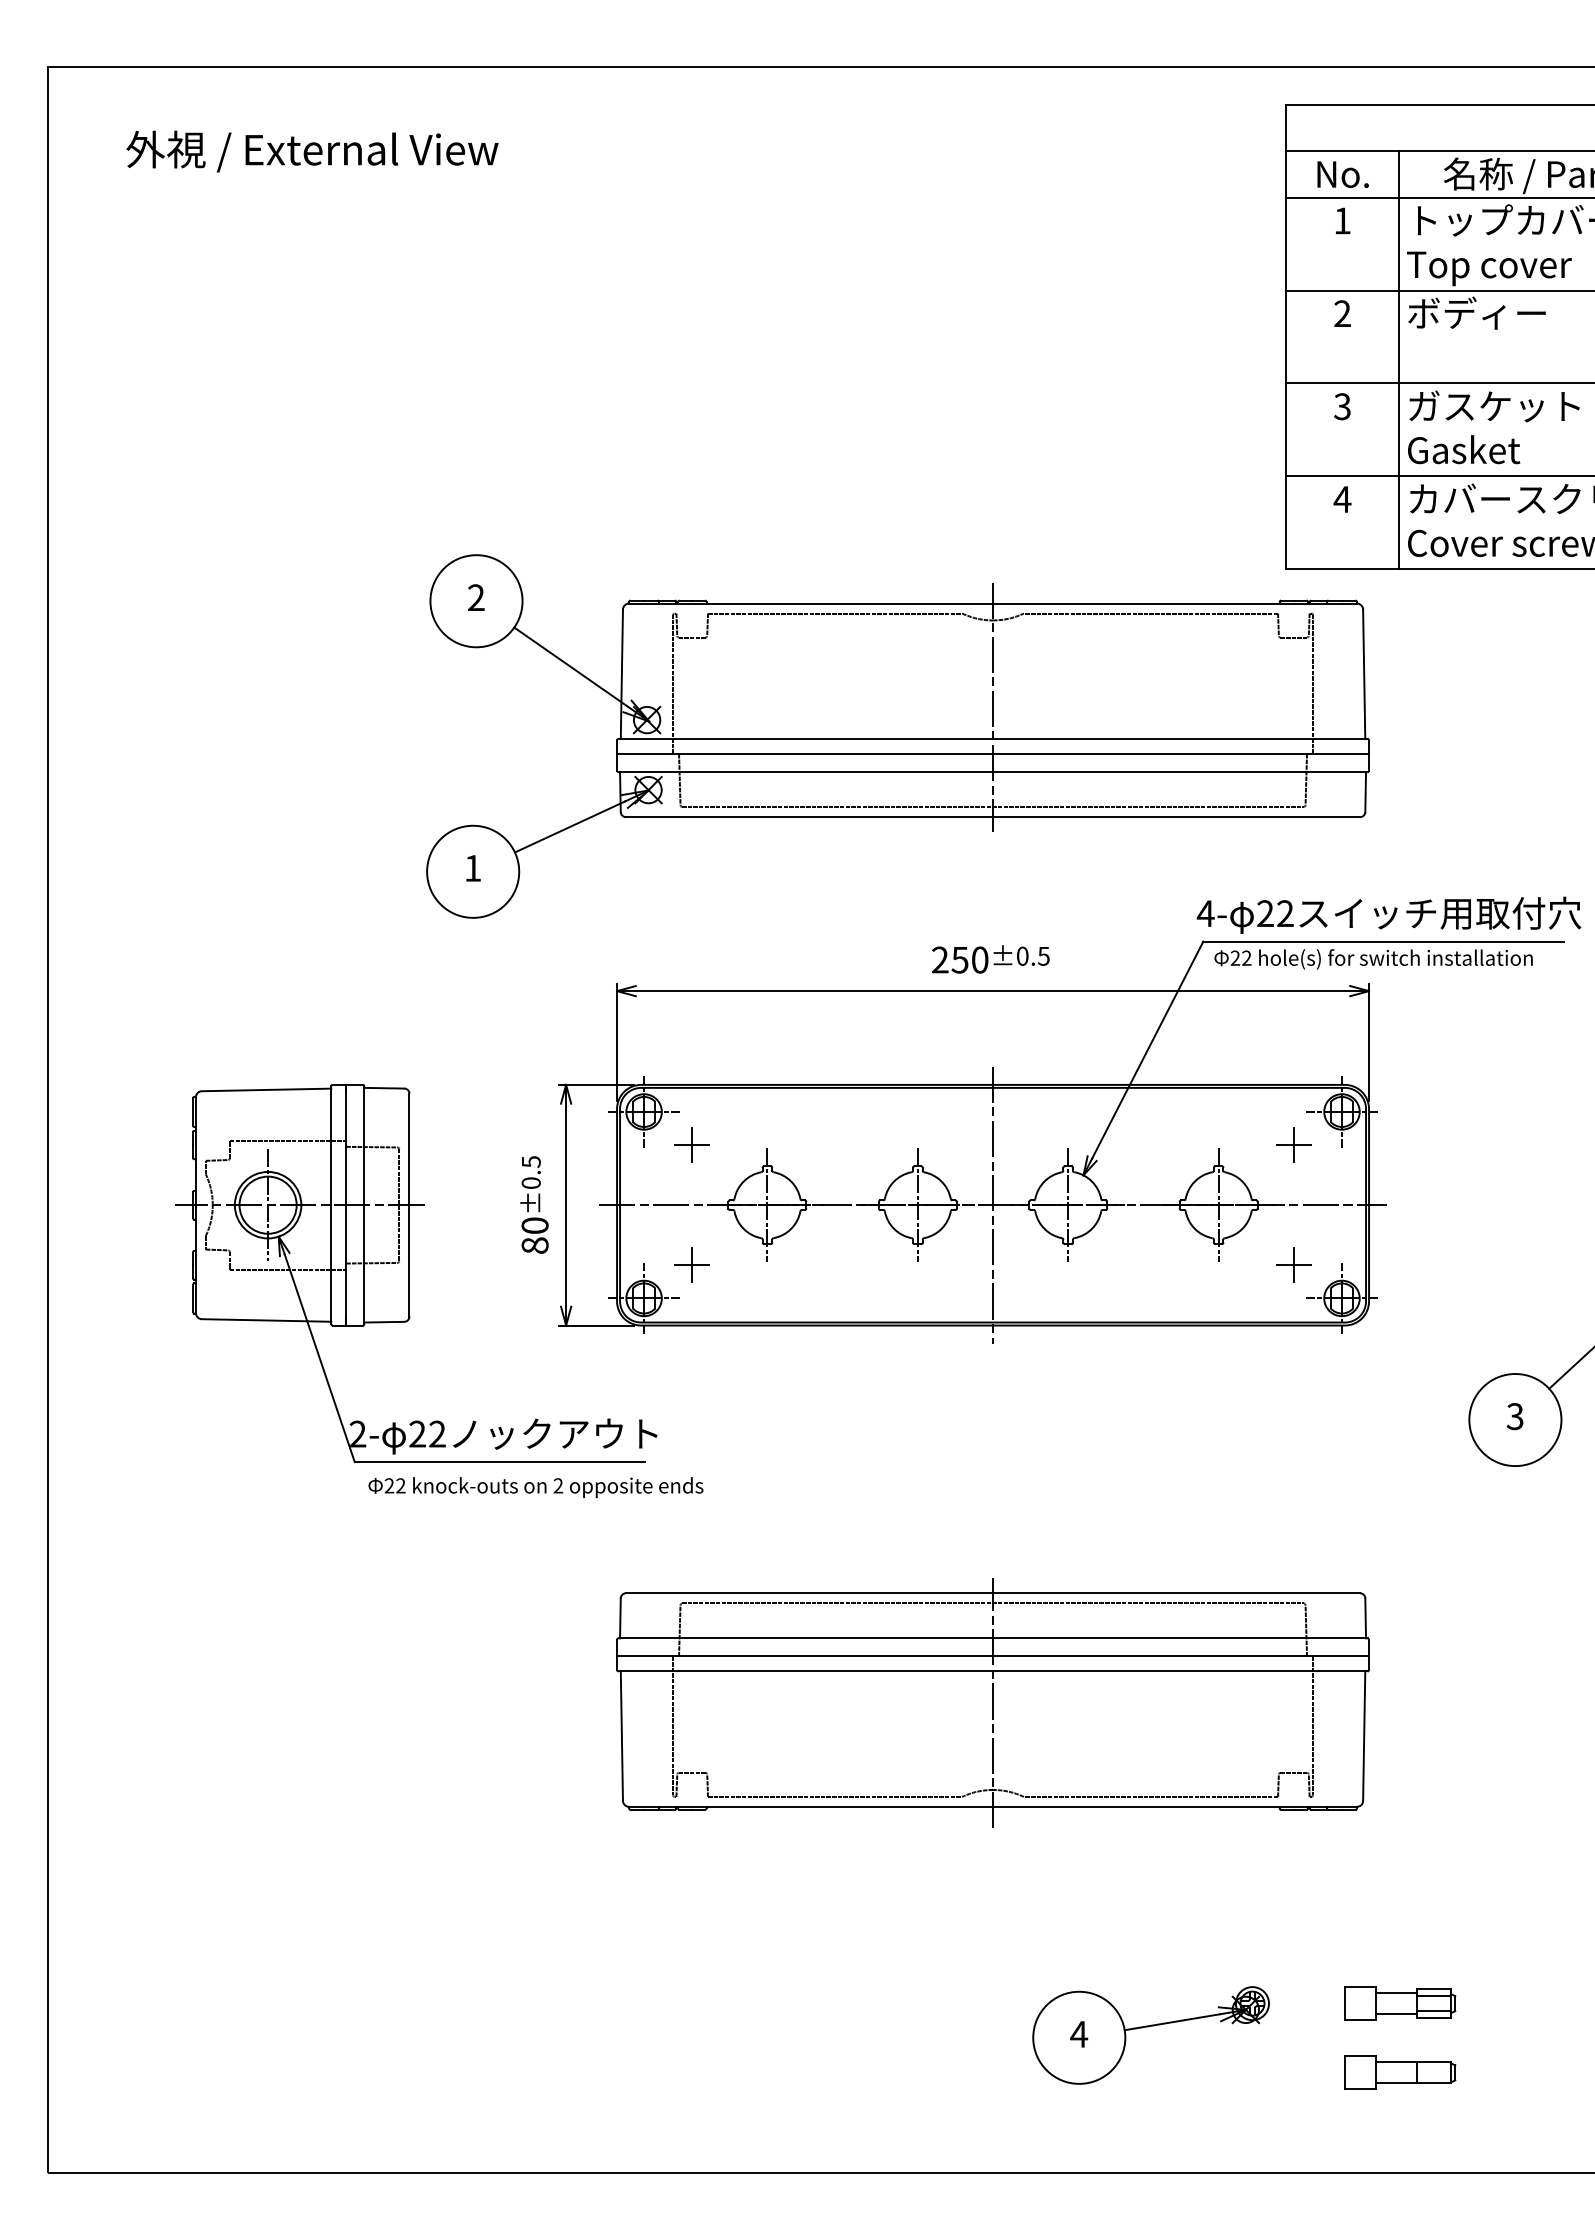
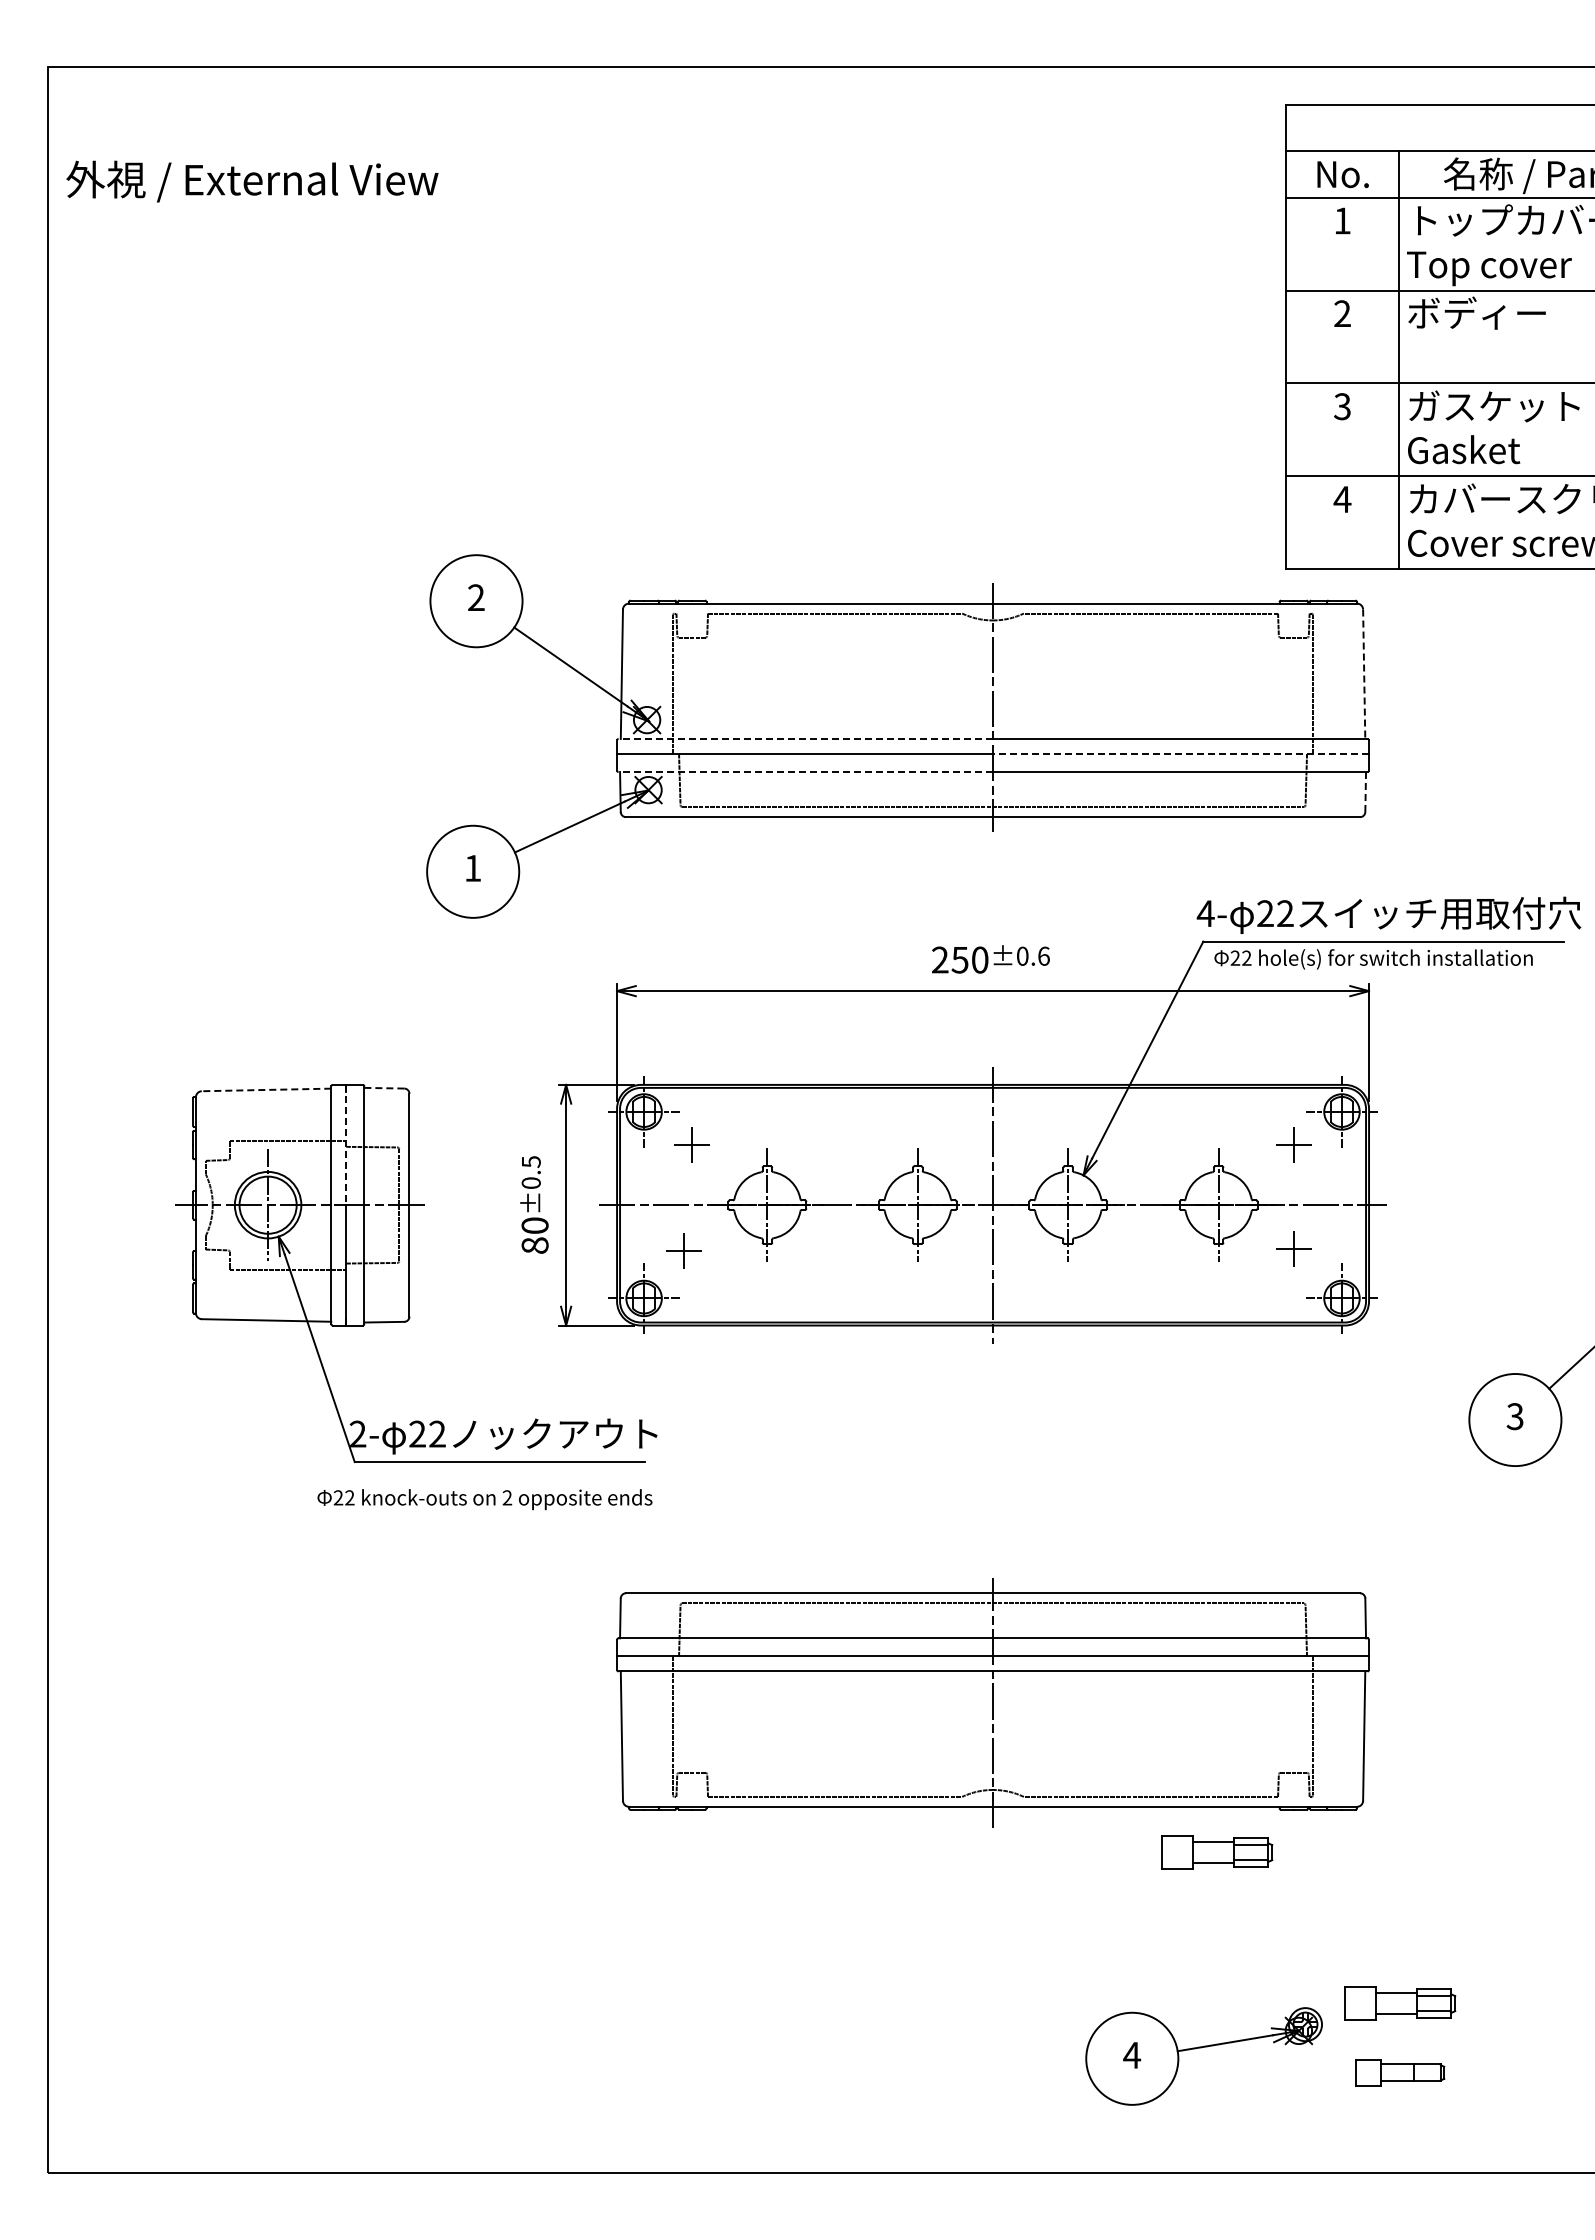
text position: (312, 151) -> (252, 181) (252, 181)
line: solid -> dashed (1364, 674)
line: solid -> dashed (805, 738)
line: solid -> dashed (1180, 754)
line: solid -> dashed (805, 772)
line: solid -> dashed (1365, 792)
text: ±0.5 -> ±0.6 (1043, 955)
line: solid -> dashed (384, 1088)
line: solid -> dashed (266, 1089)
line: solid -> dashed (346, 1145)
part position: (691, 1264) -> (683, 1250) (683, 1250)
part position: (1293, 1264) -> (1293, 1248) (1293, 1248)
text position: (535, 1487) -> (484, 1499) (484, 1499)
part: none -> present (1217, 1852)
part position: (1148, 2027) -> (1201, 2048) (1201, 2048)
part size: 113x35 px -> 91x28 px (1400, 2072)
